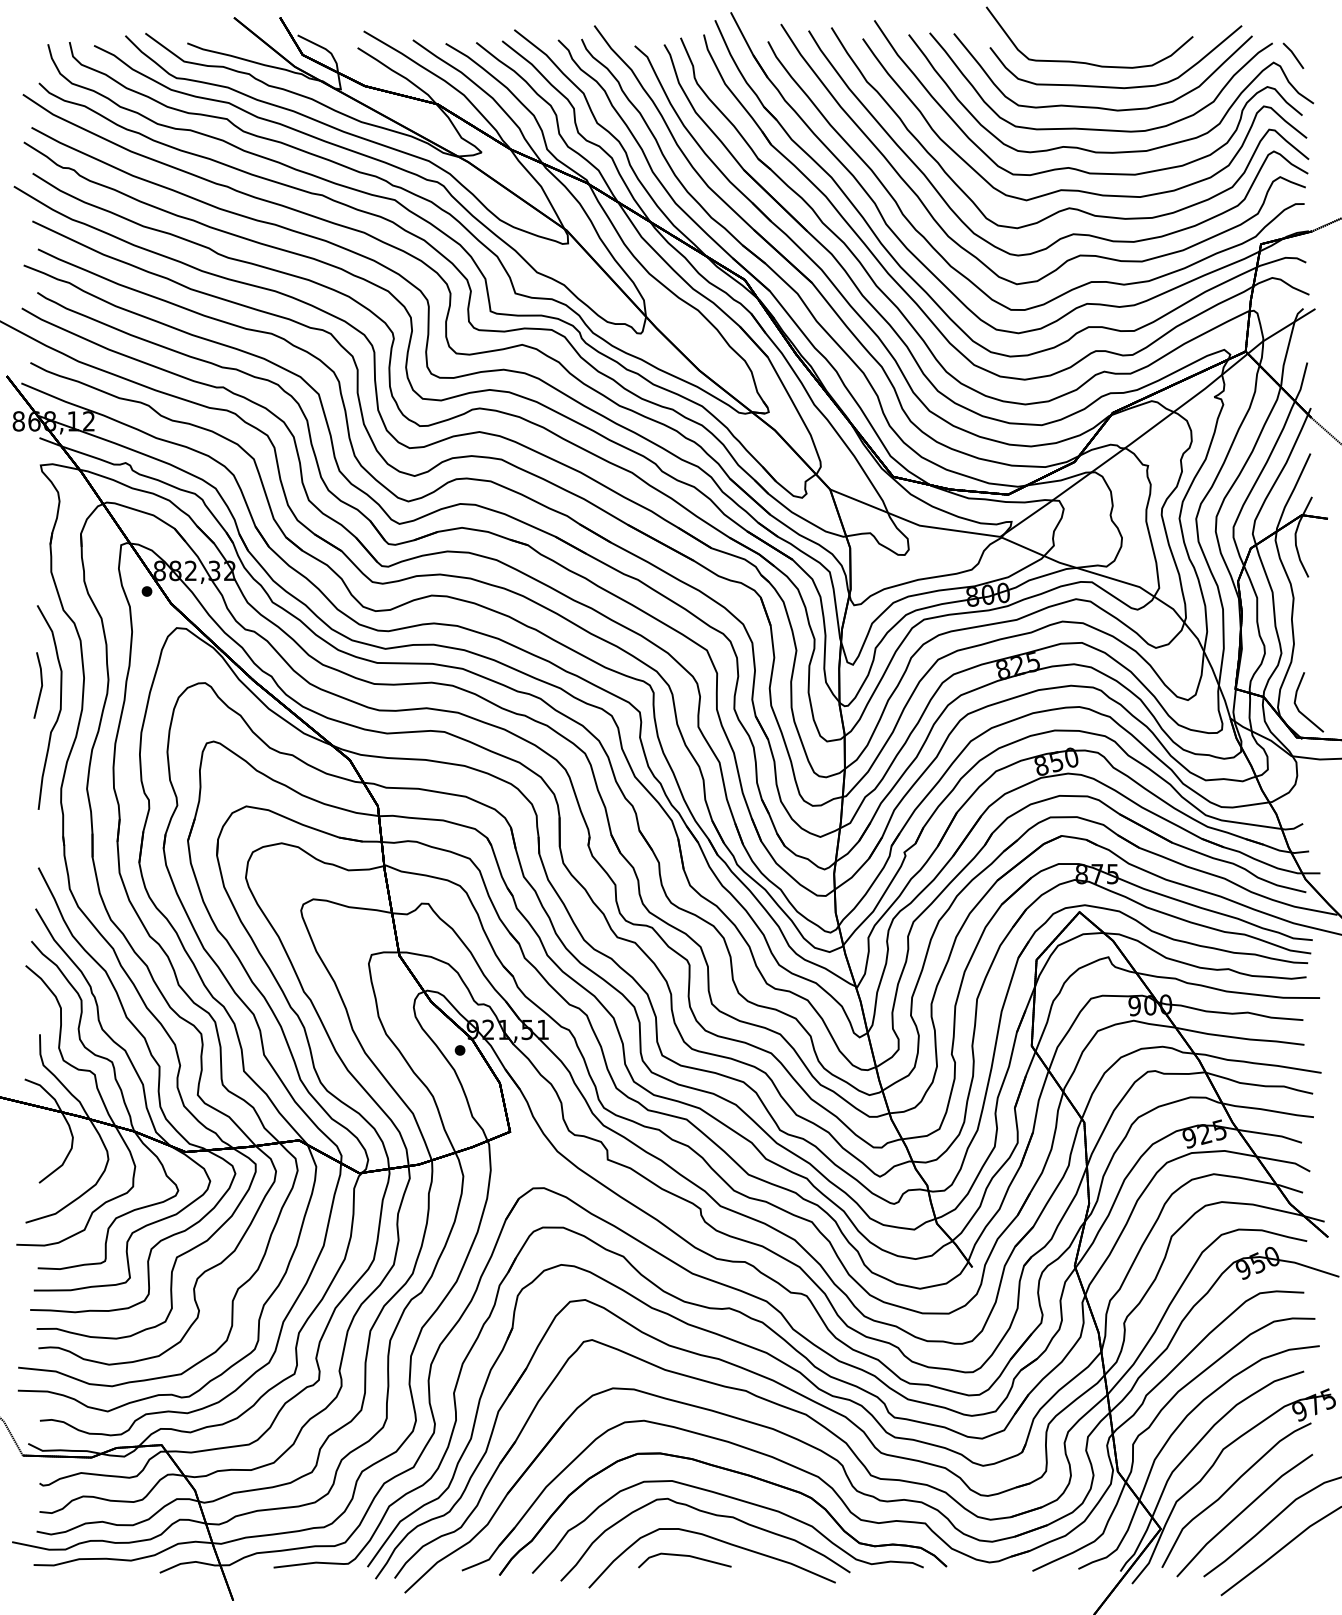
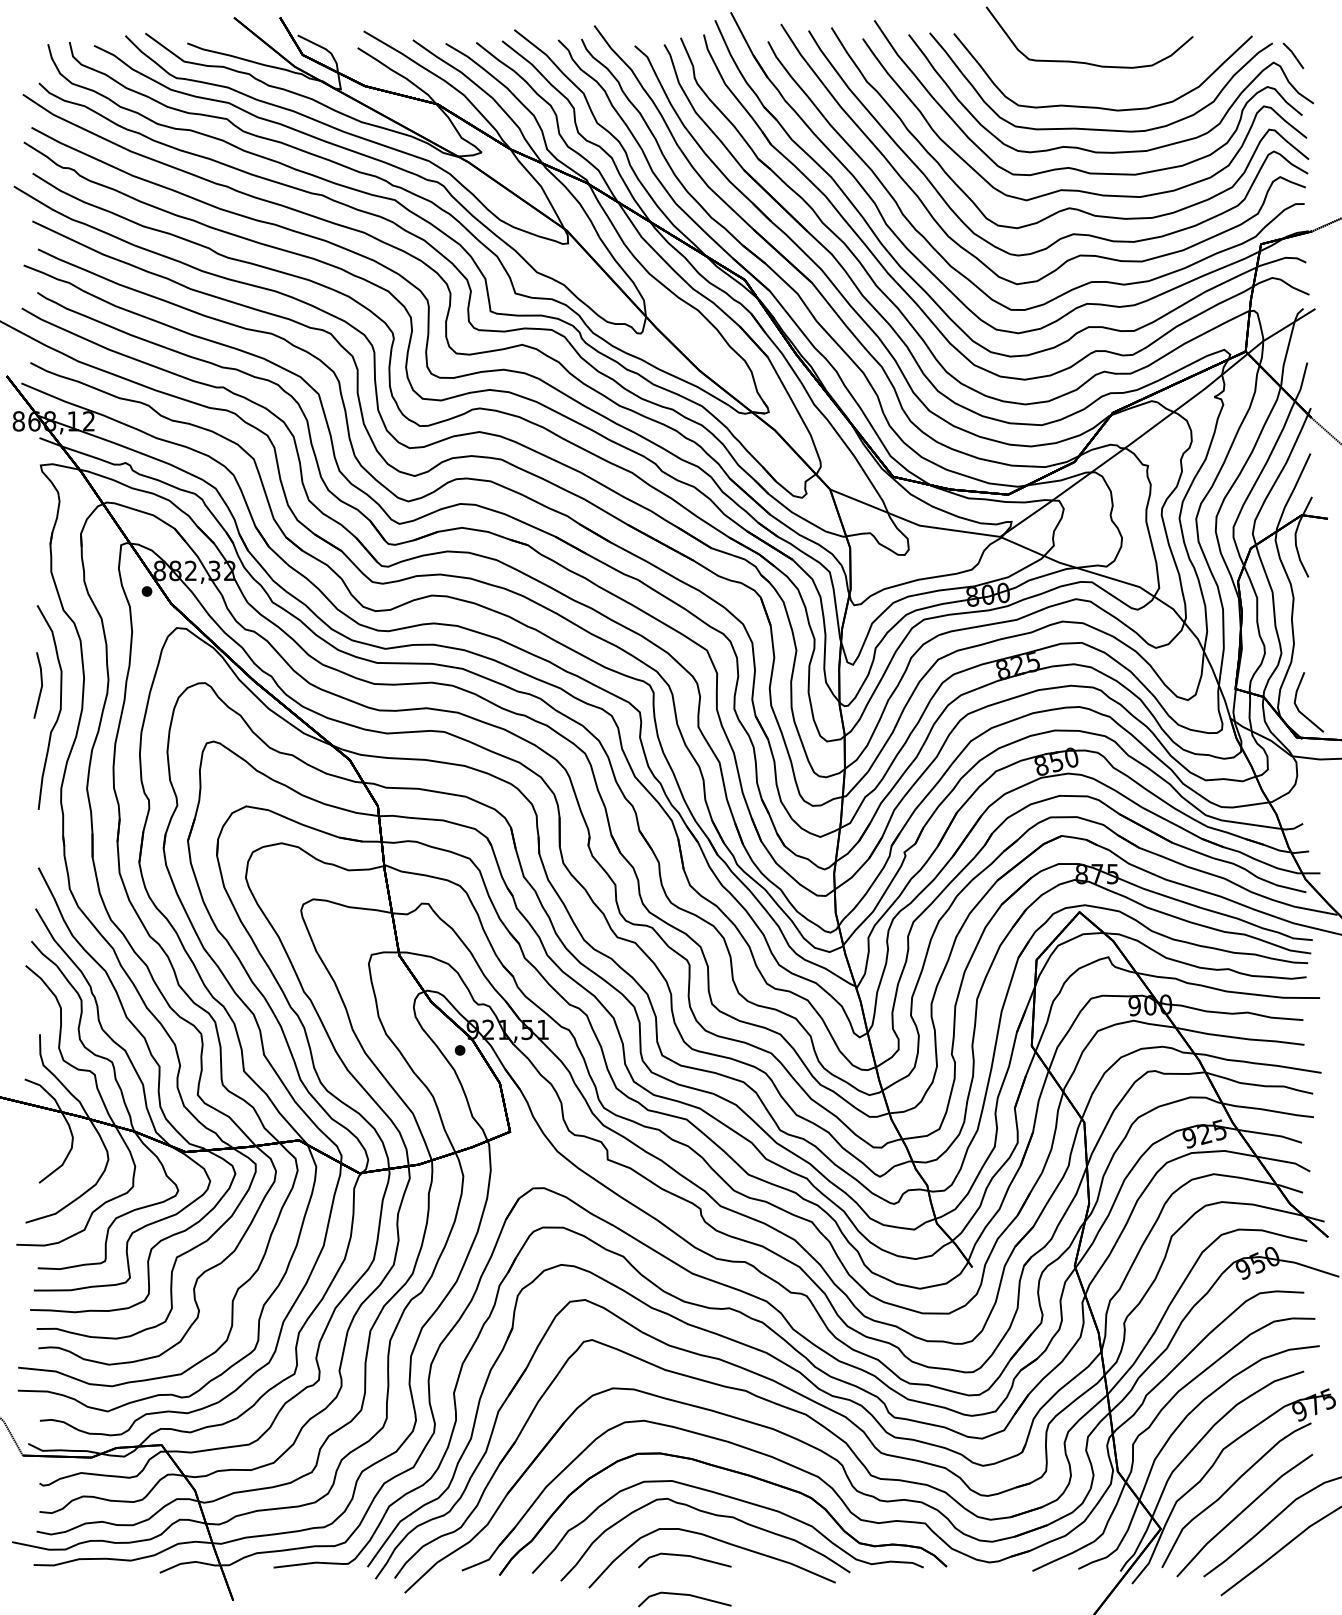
part: present -> none (1115, 86)
line: none -> present (684, 1595)
